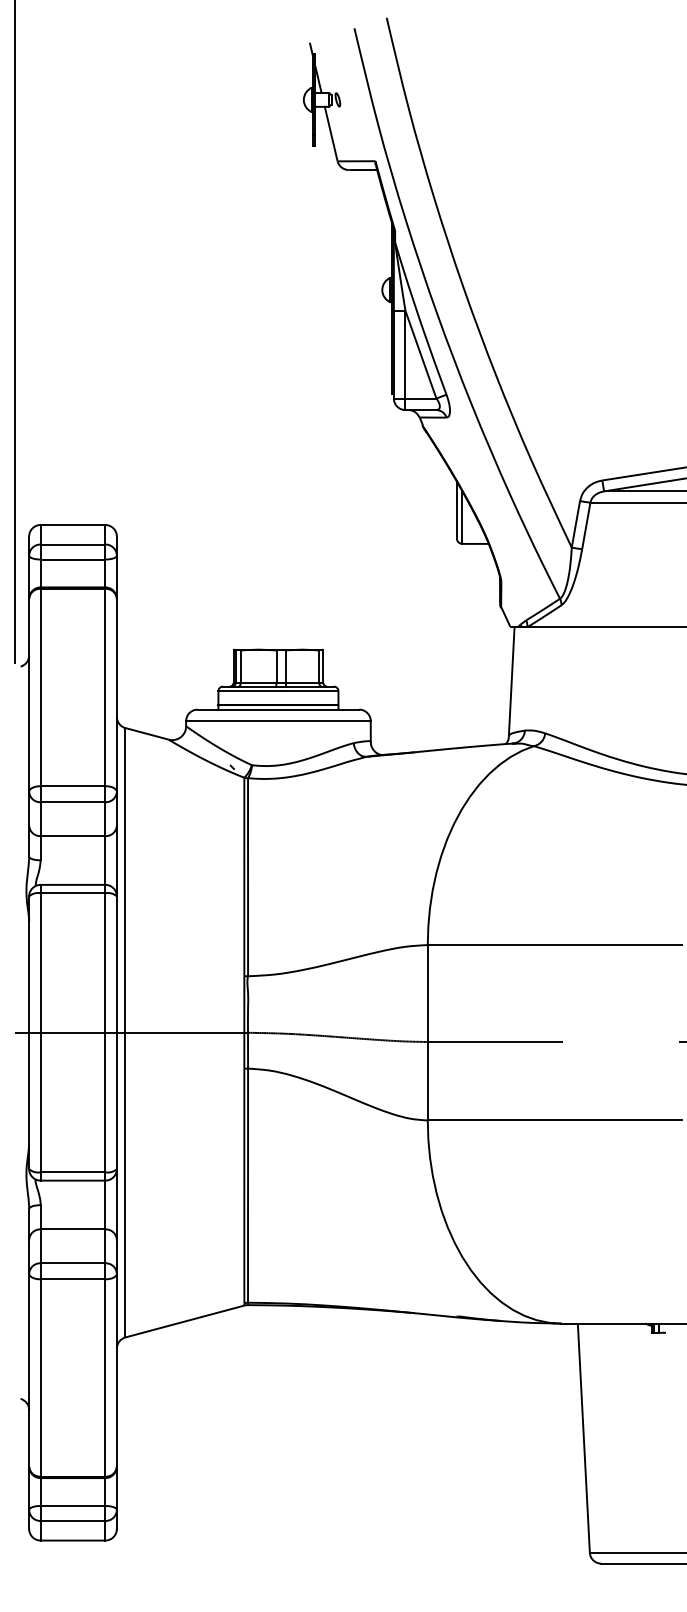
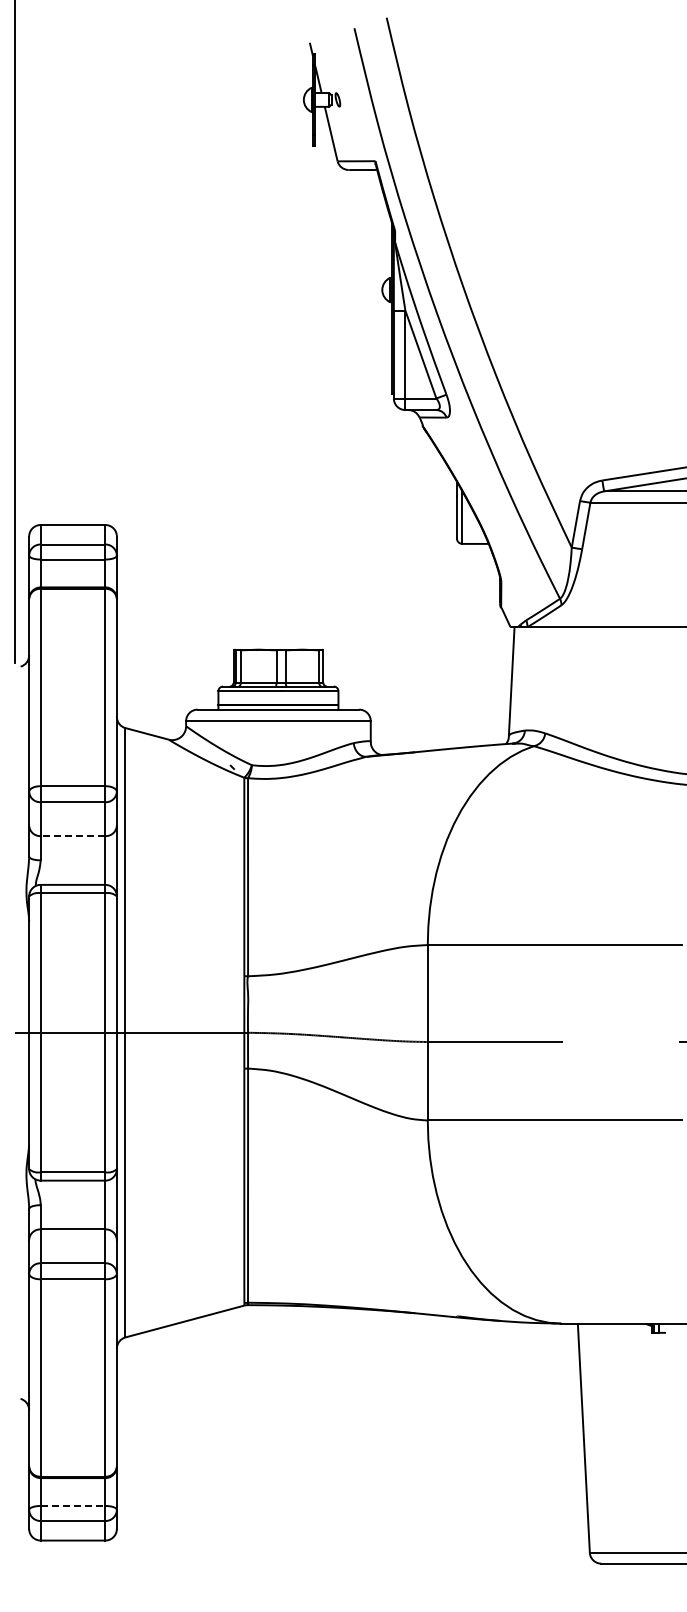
line: solid -> dashed (72, 836)
line: solid -> dashed (73, 1505)
